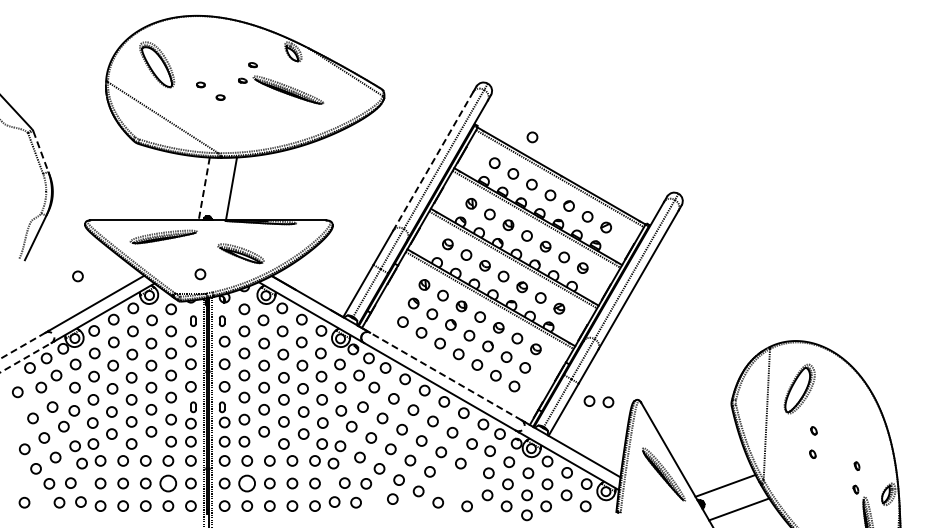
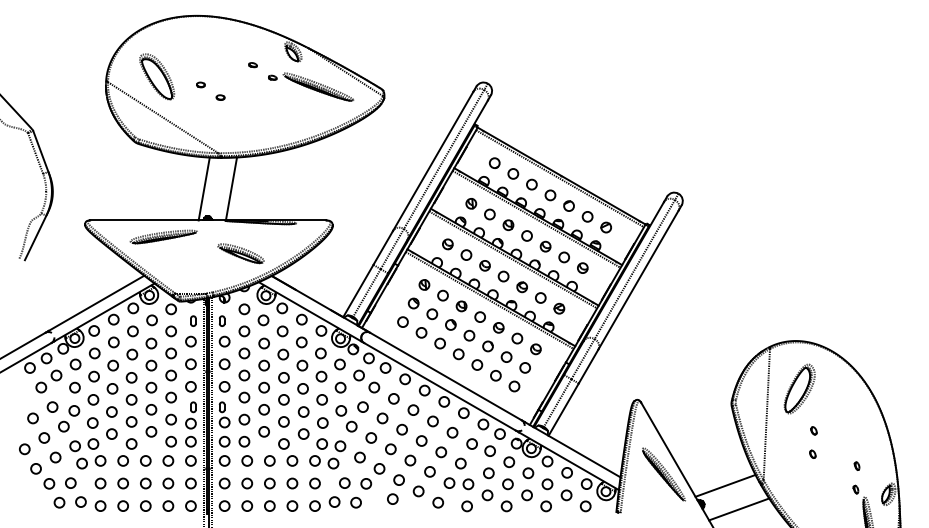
part position: (157, 64) -> (157, 76) (157, 76)
part position: (281, 89) -> (311, 86) (311, 86)
circle: present -> none (532, 137)
line: dashed -> solid (40, 151)
line: dashed -> solid (433, 161)
line: dashed -> solid (204, 189)
circle: present -> none (200, 274)
circle: present -> none (77, 276)
line: dashed -> solid (23, 345)
line: dashed -> solid (26, 357)
line: dashed -> solid (445, 376)
circle: present -> none (17, 392)
part position: (598, 401) -> (458, 483) (458, 483)
circle size: 19x19 px -> 13x13 px (168, 483)
circle size: 18x19 px -> 13x13 px (247, 483)
circle: present -> none (24, 502)
circle: present -> none (526, 515)
